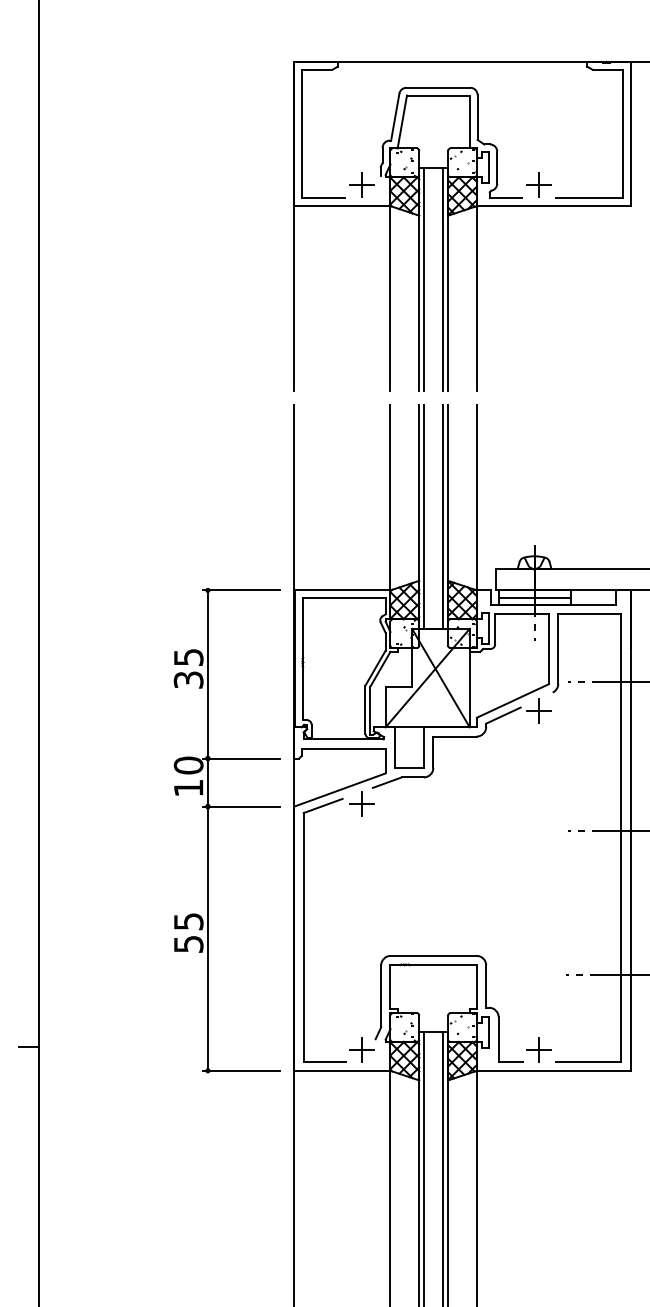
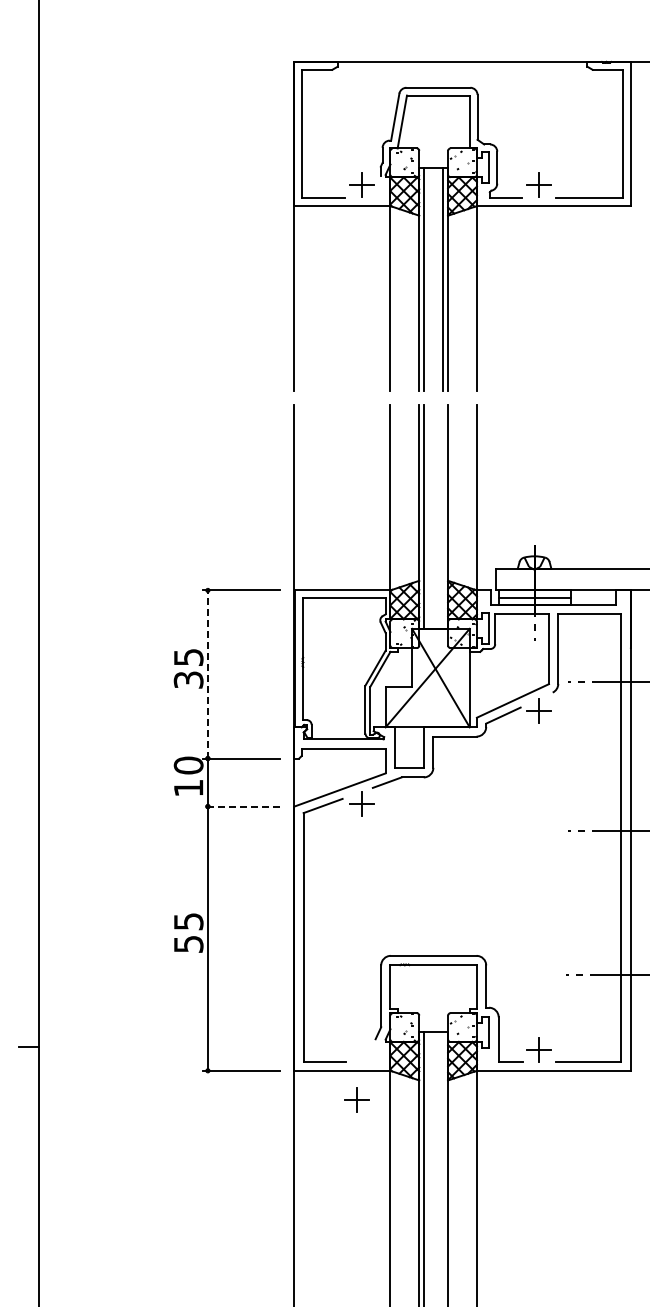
line: present -> none (443, 516)
line: solid -> dashed (207, 673)
line: solid -> dashed (241, 806)
part position: (361, 1049) -> (356, 1099) (356, 1099)
line: present -> none (443, 1167)
